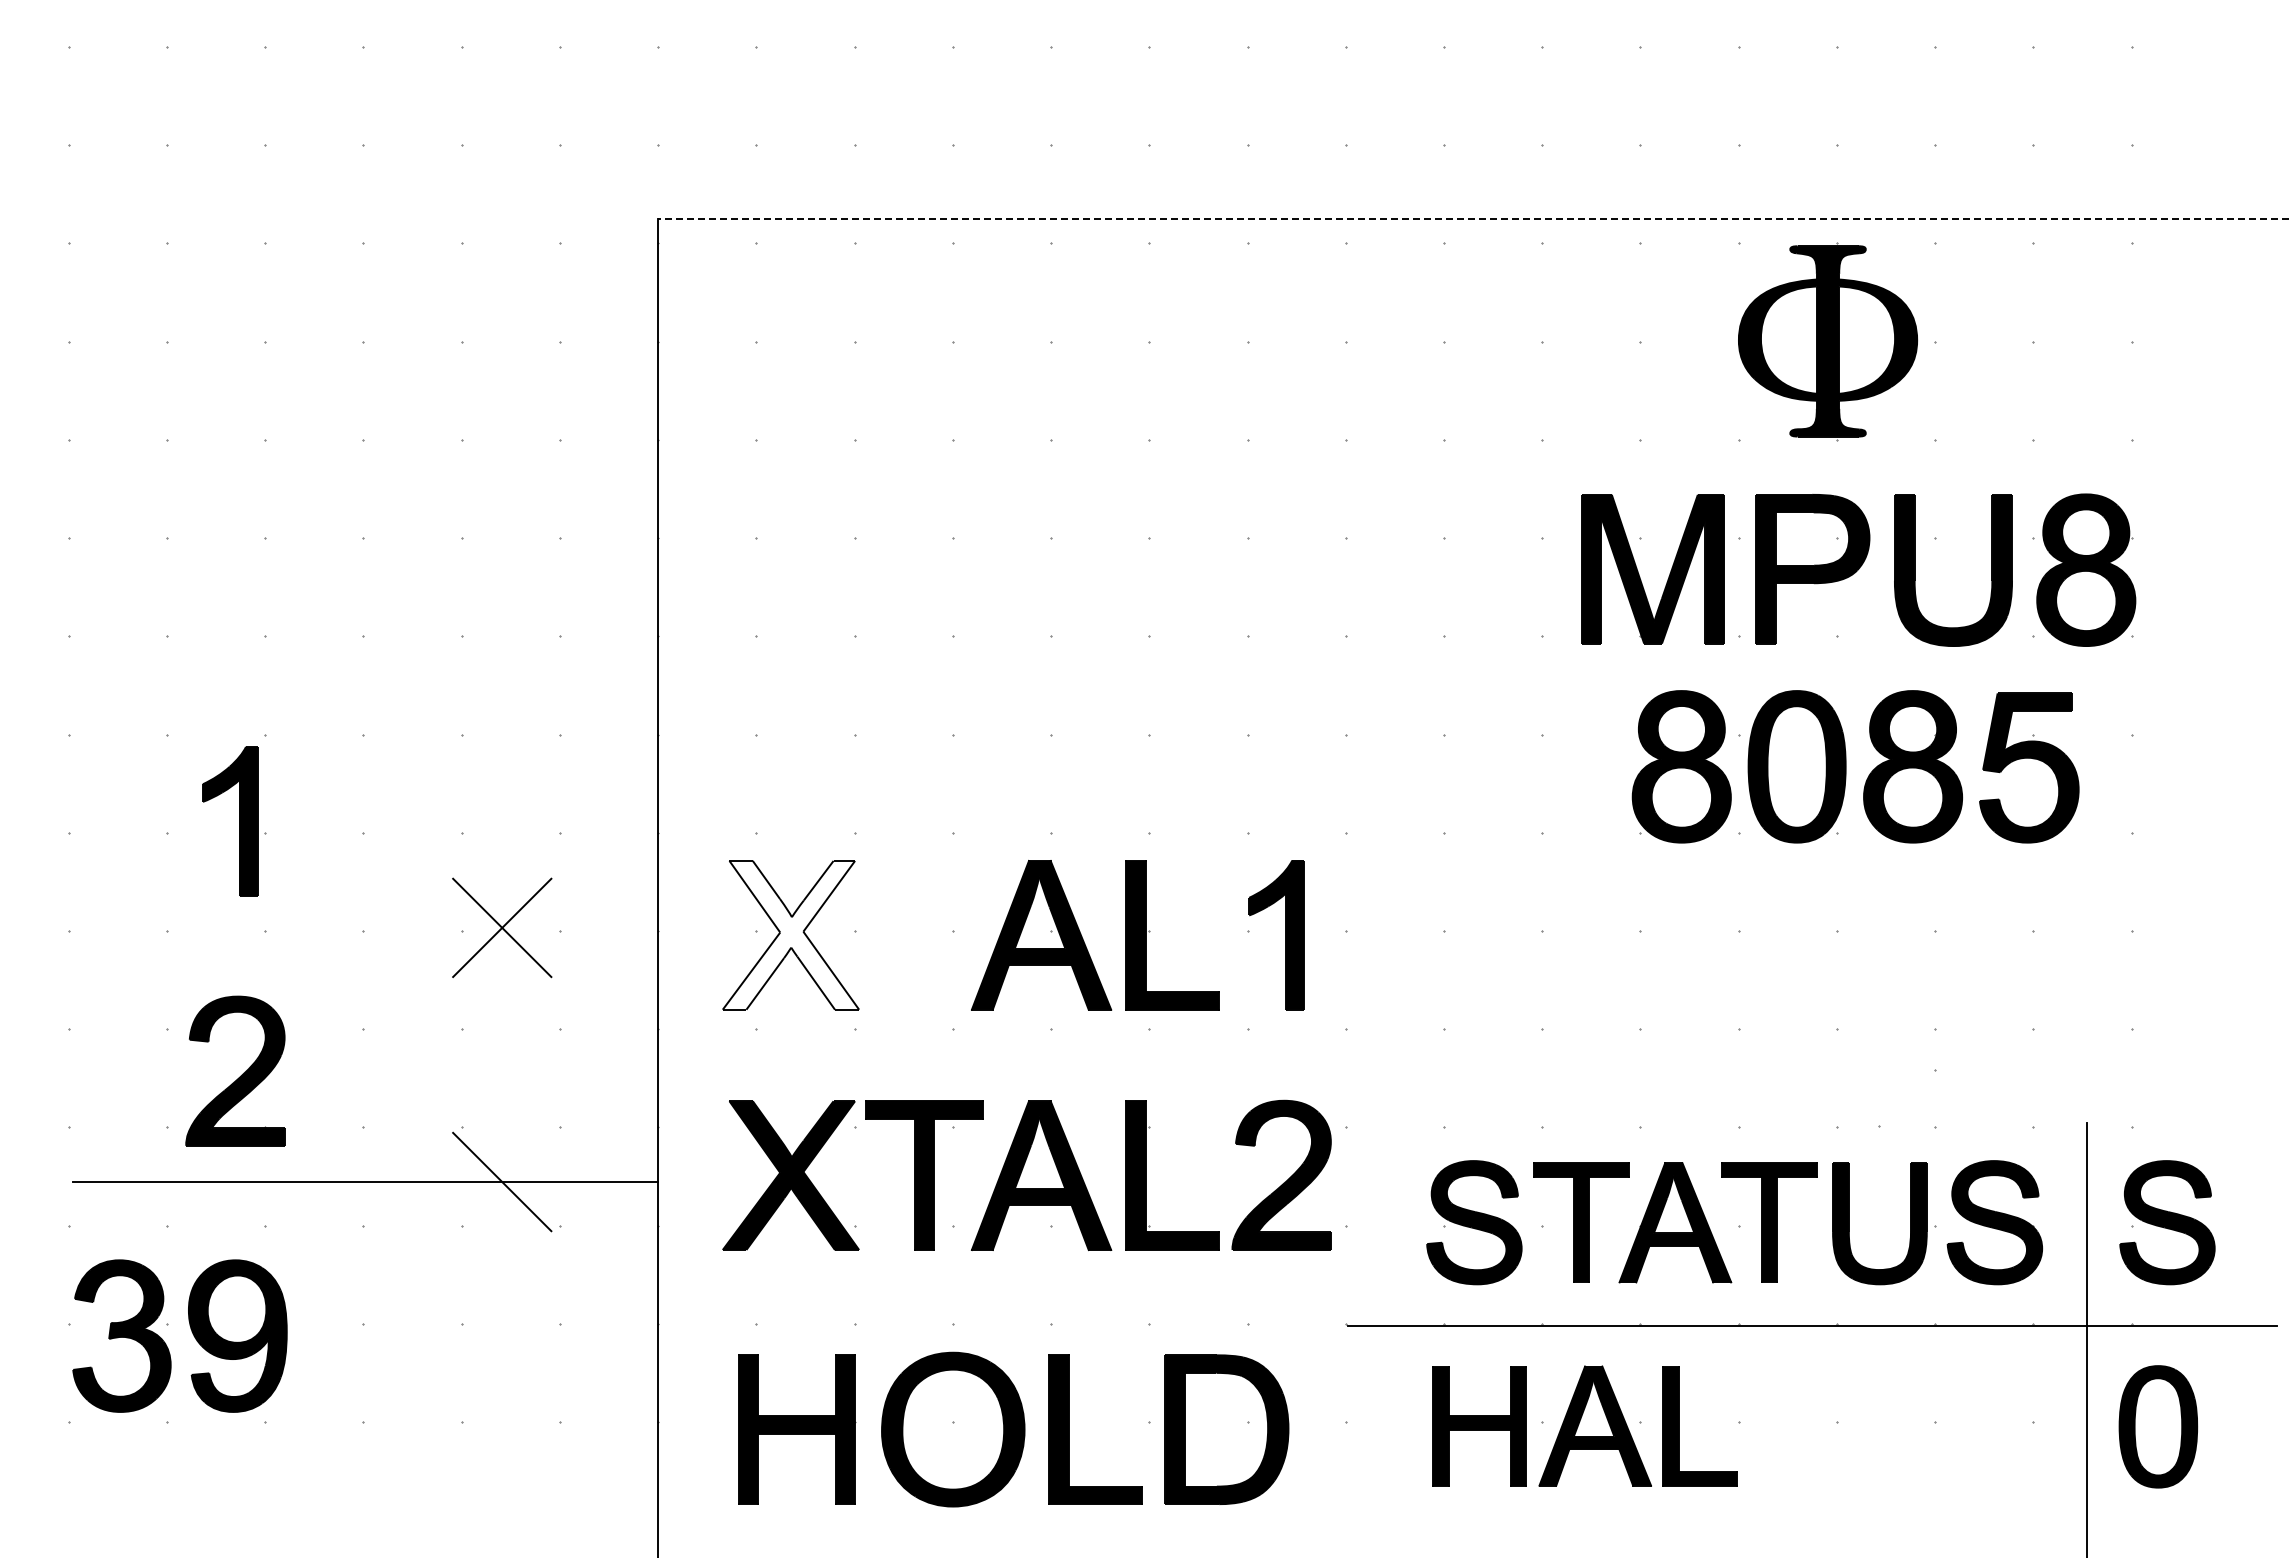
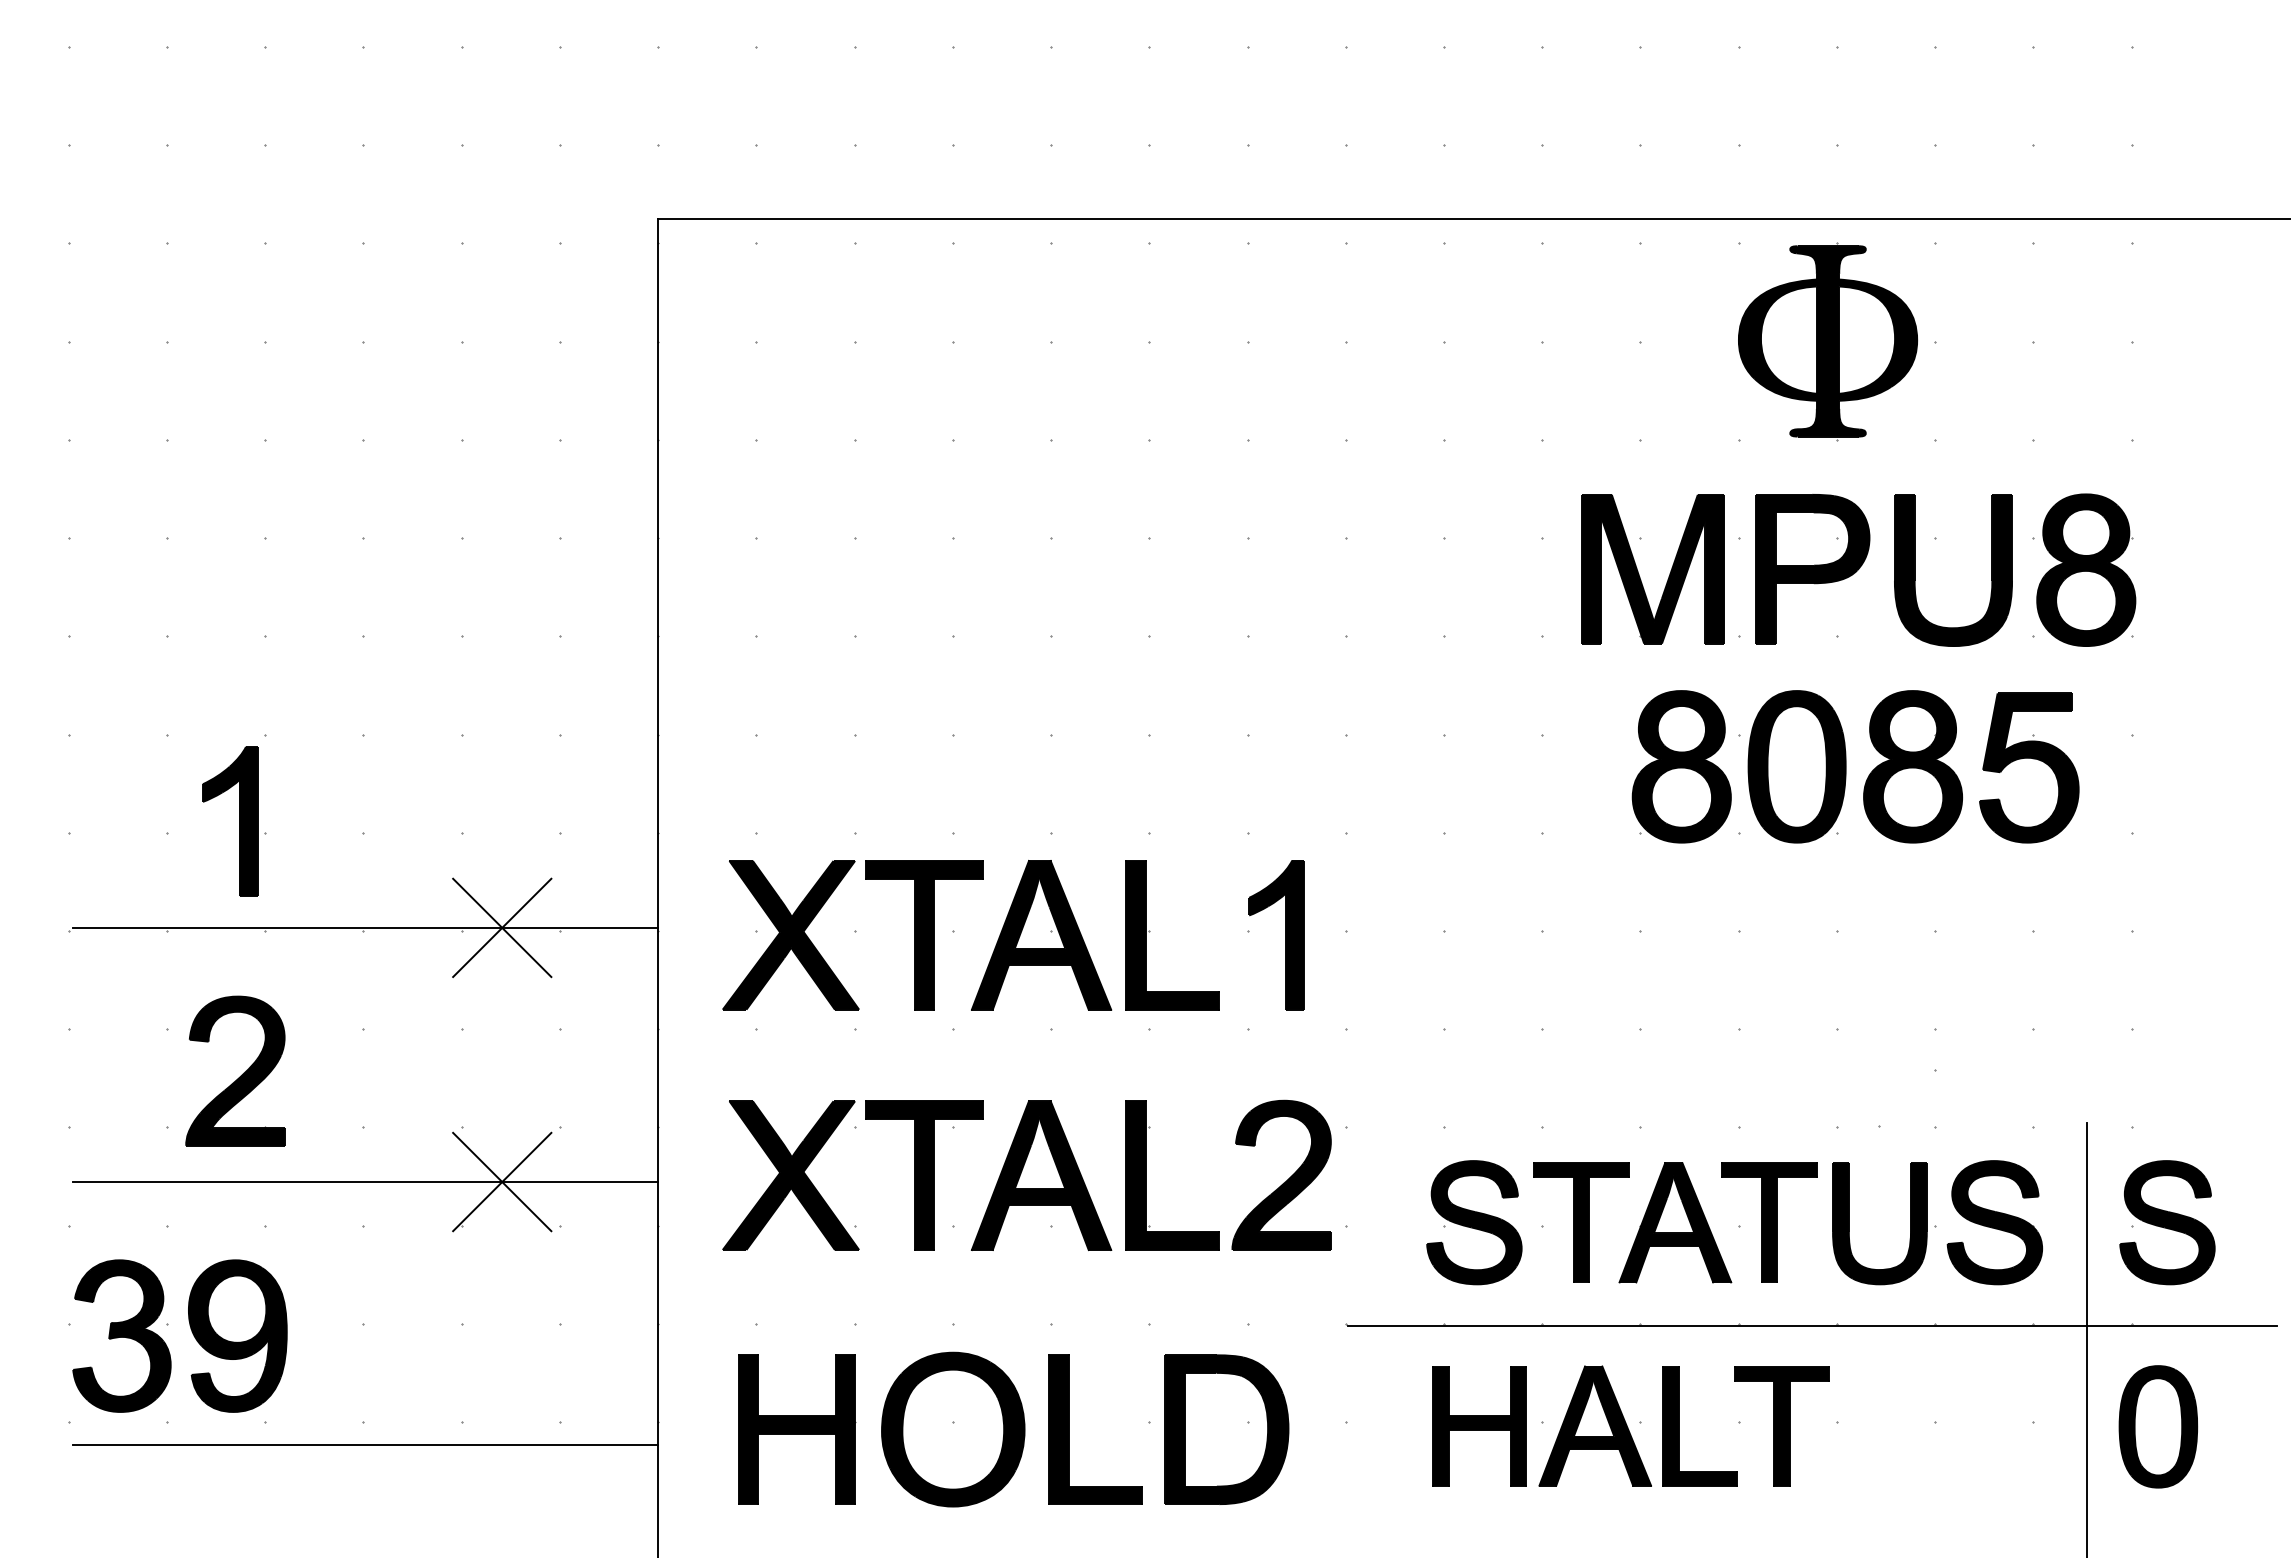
line: dashed -> solid (1473, 218)
line: none -> present (365, 927)
fill: none -> present (790, 934)
part: none -> present (924, 935)
line: none -> present (502, 1181)
part: none -> present (1781, 1426)
line: none -> present (365, 1445)
